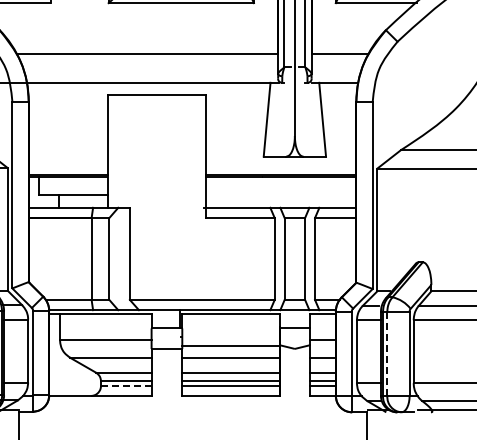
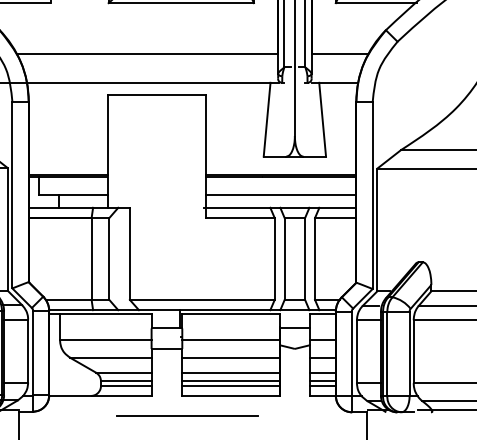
line: none -> present (280, 195)
line position: (230, 346) -> (230, 340) (230, 340)
line: dashed -> solid (387, 354)
line: dashed -> solid (126, 385)
line: none -> present (187, 415)
